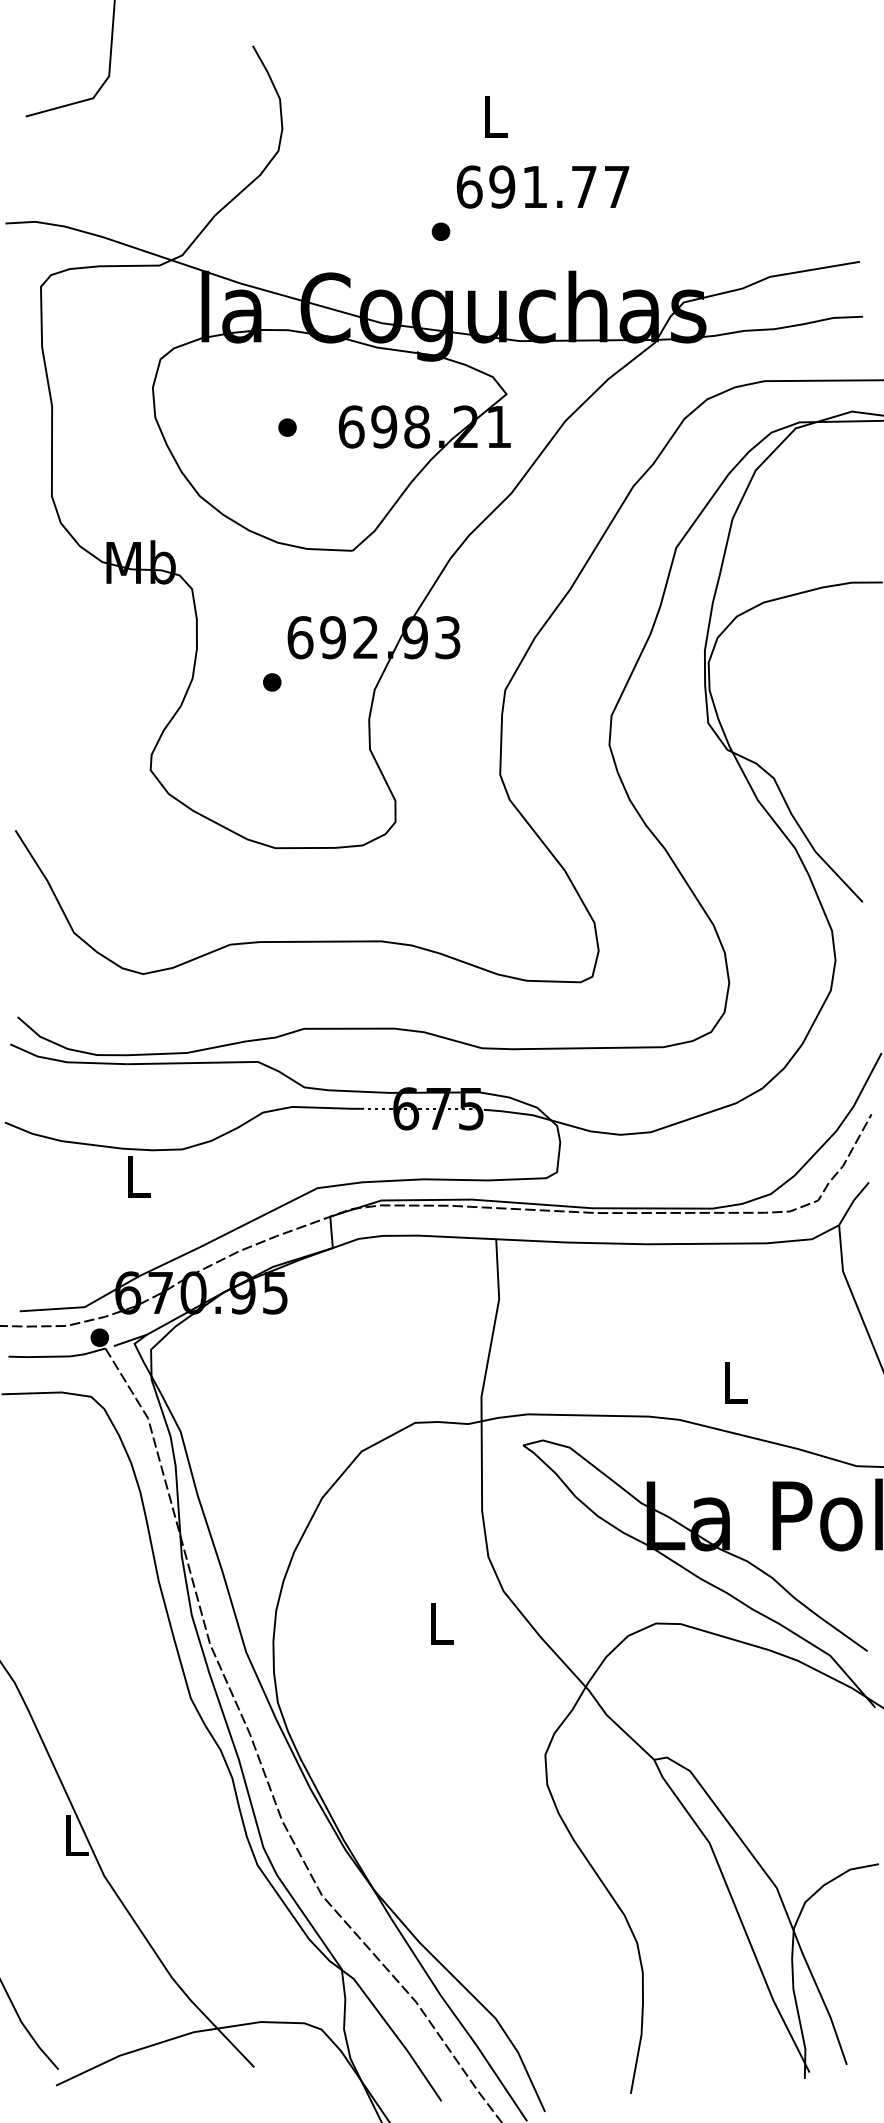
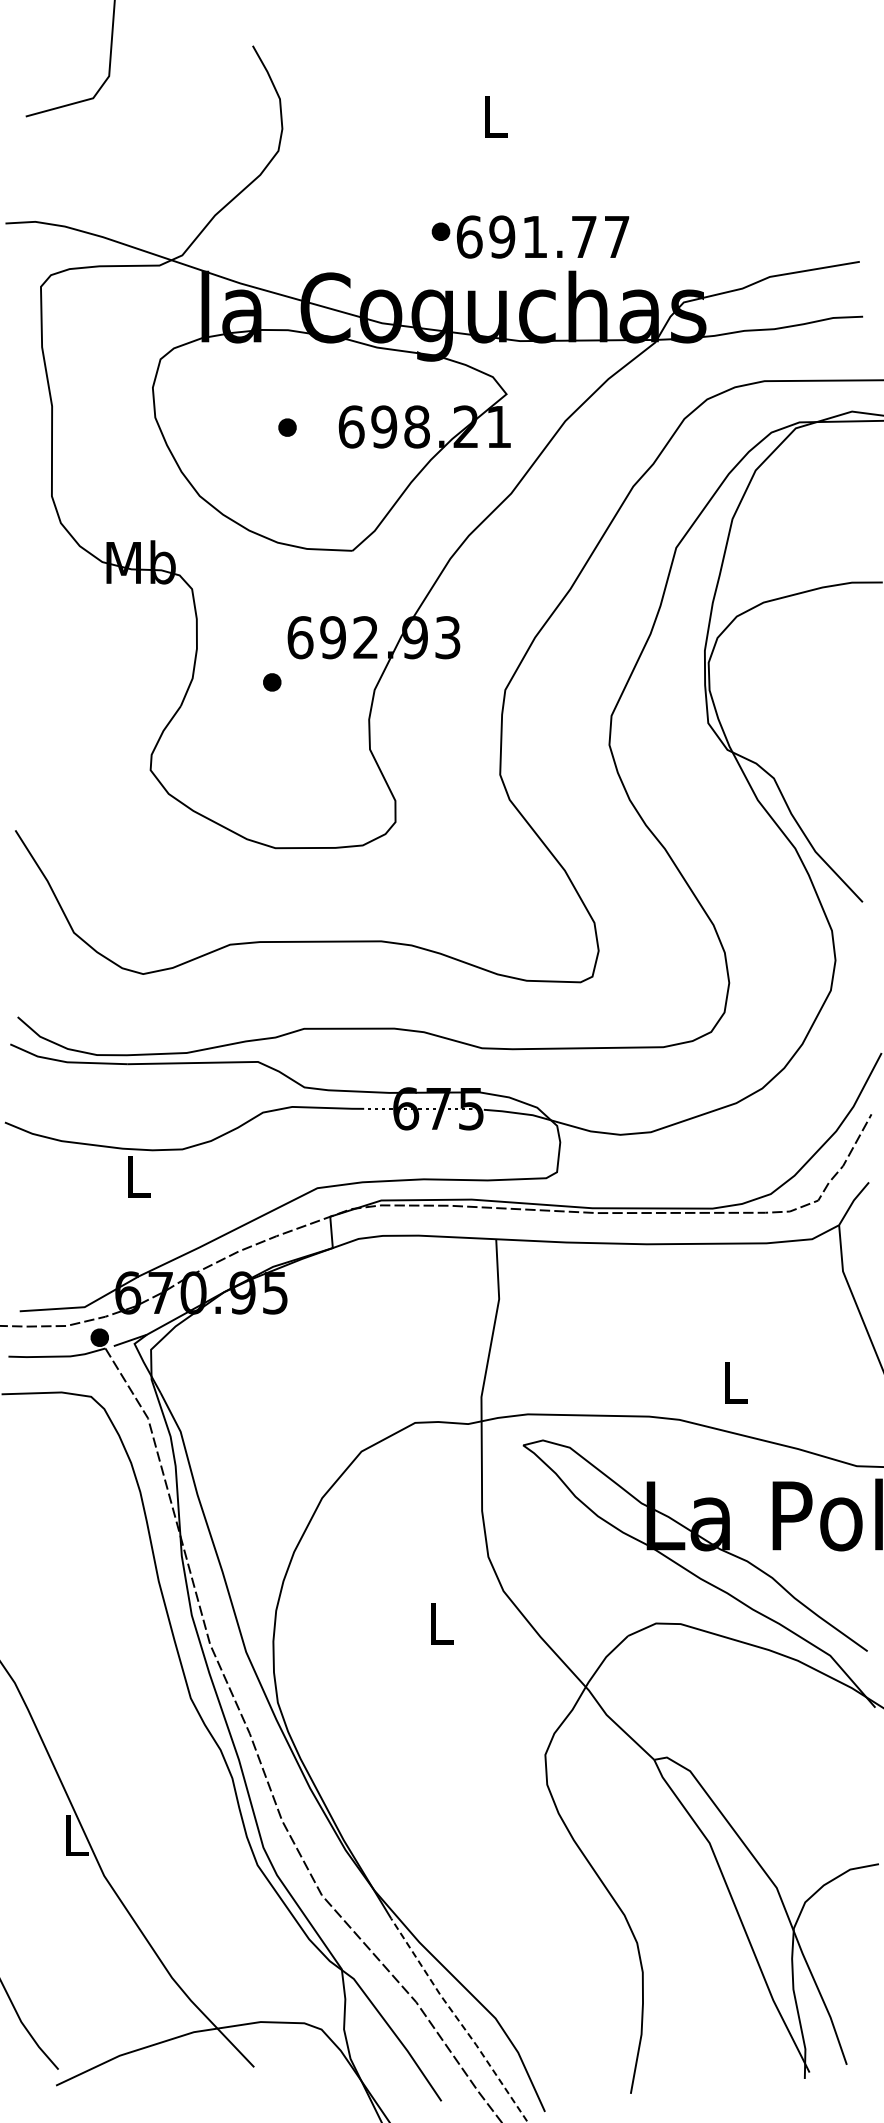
text position: (542, 186) -> (542, 236) (542, 236)
line: solid -> dashed (458, 2020)
